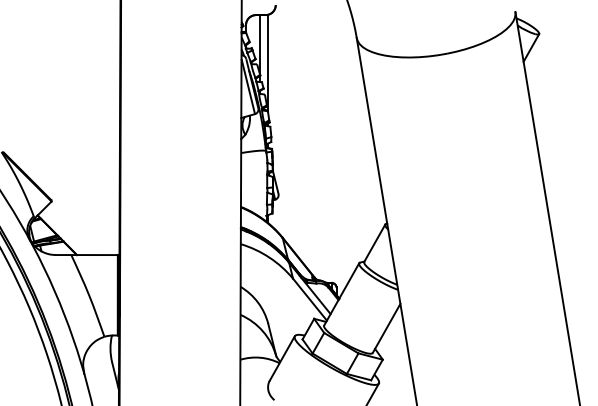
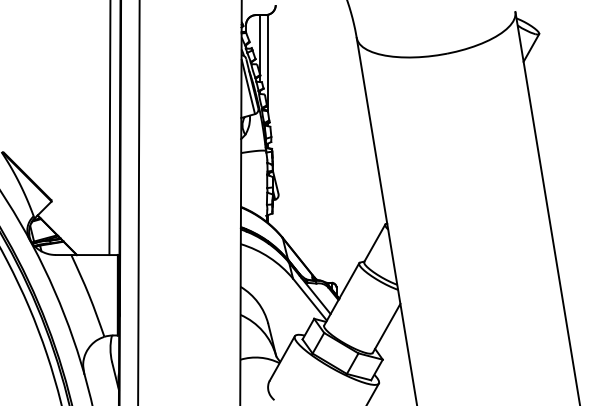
line: none -> present (109, 128)
line: none -> present (138, 202)
